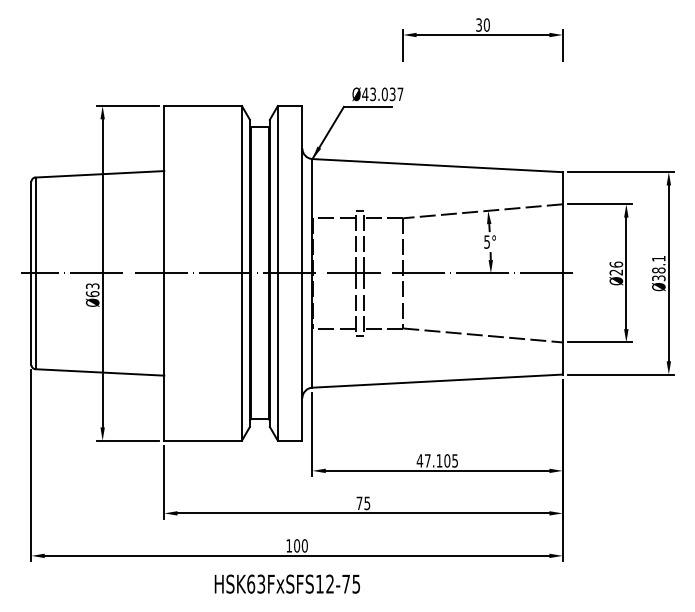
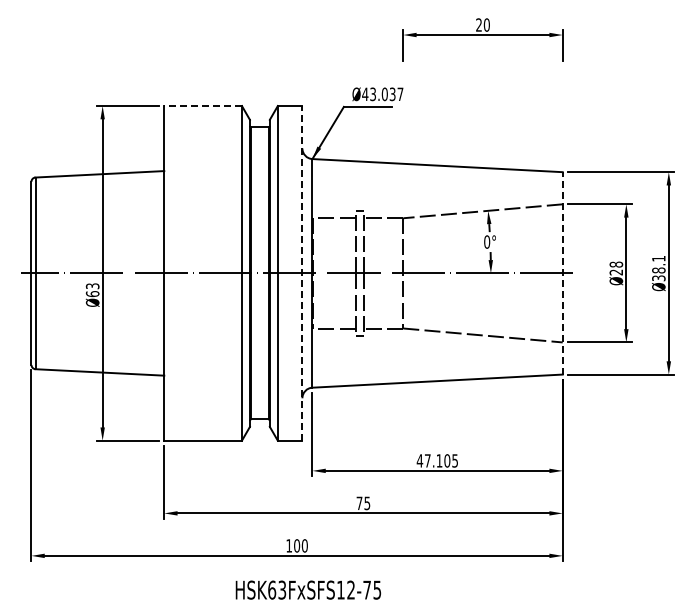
text: 30 -> 20 (478, 24)
line: solid -> dashed (203, 106)
text: 5° -> 0° (487, 241)
text: Ø26 -> Ø28 (615, 264)
line: solid -> dashed (302, 272)
line: solid -> dashed (562, 272)
text position: (287, 583) -> (308, 589) (308, 589)
